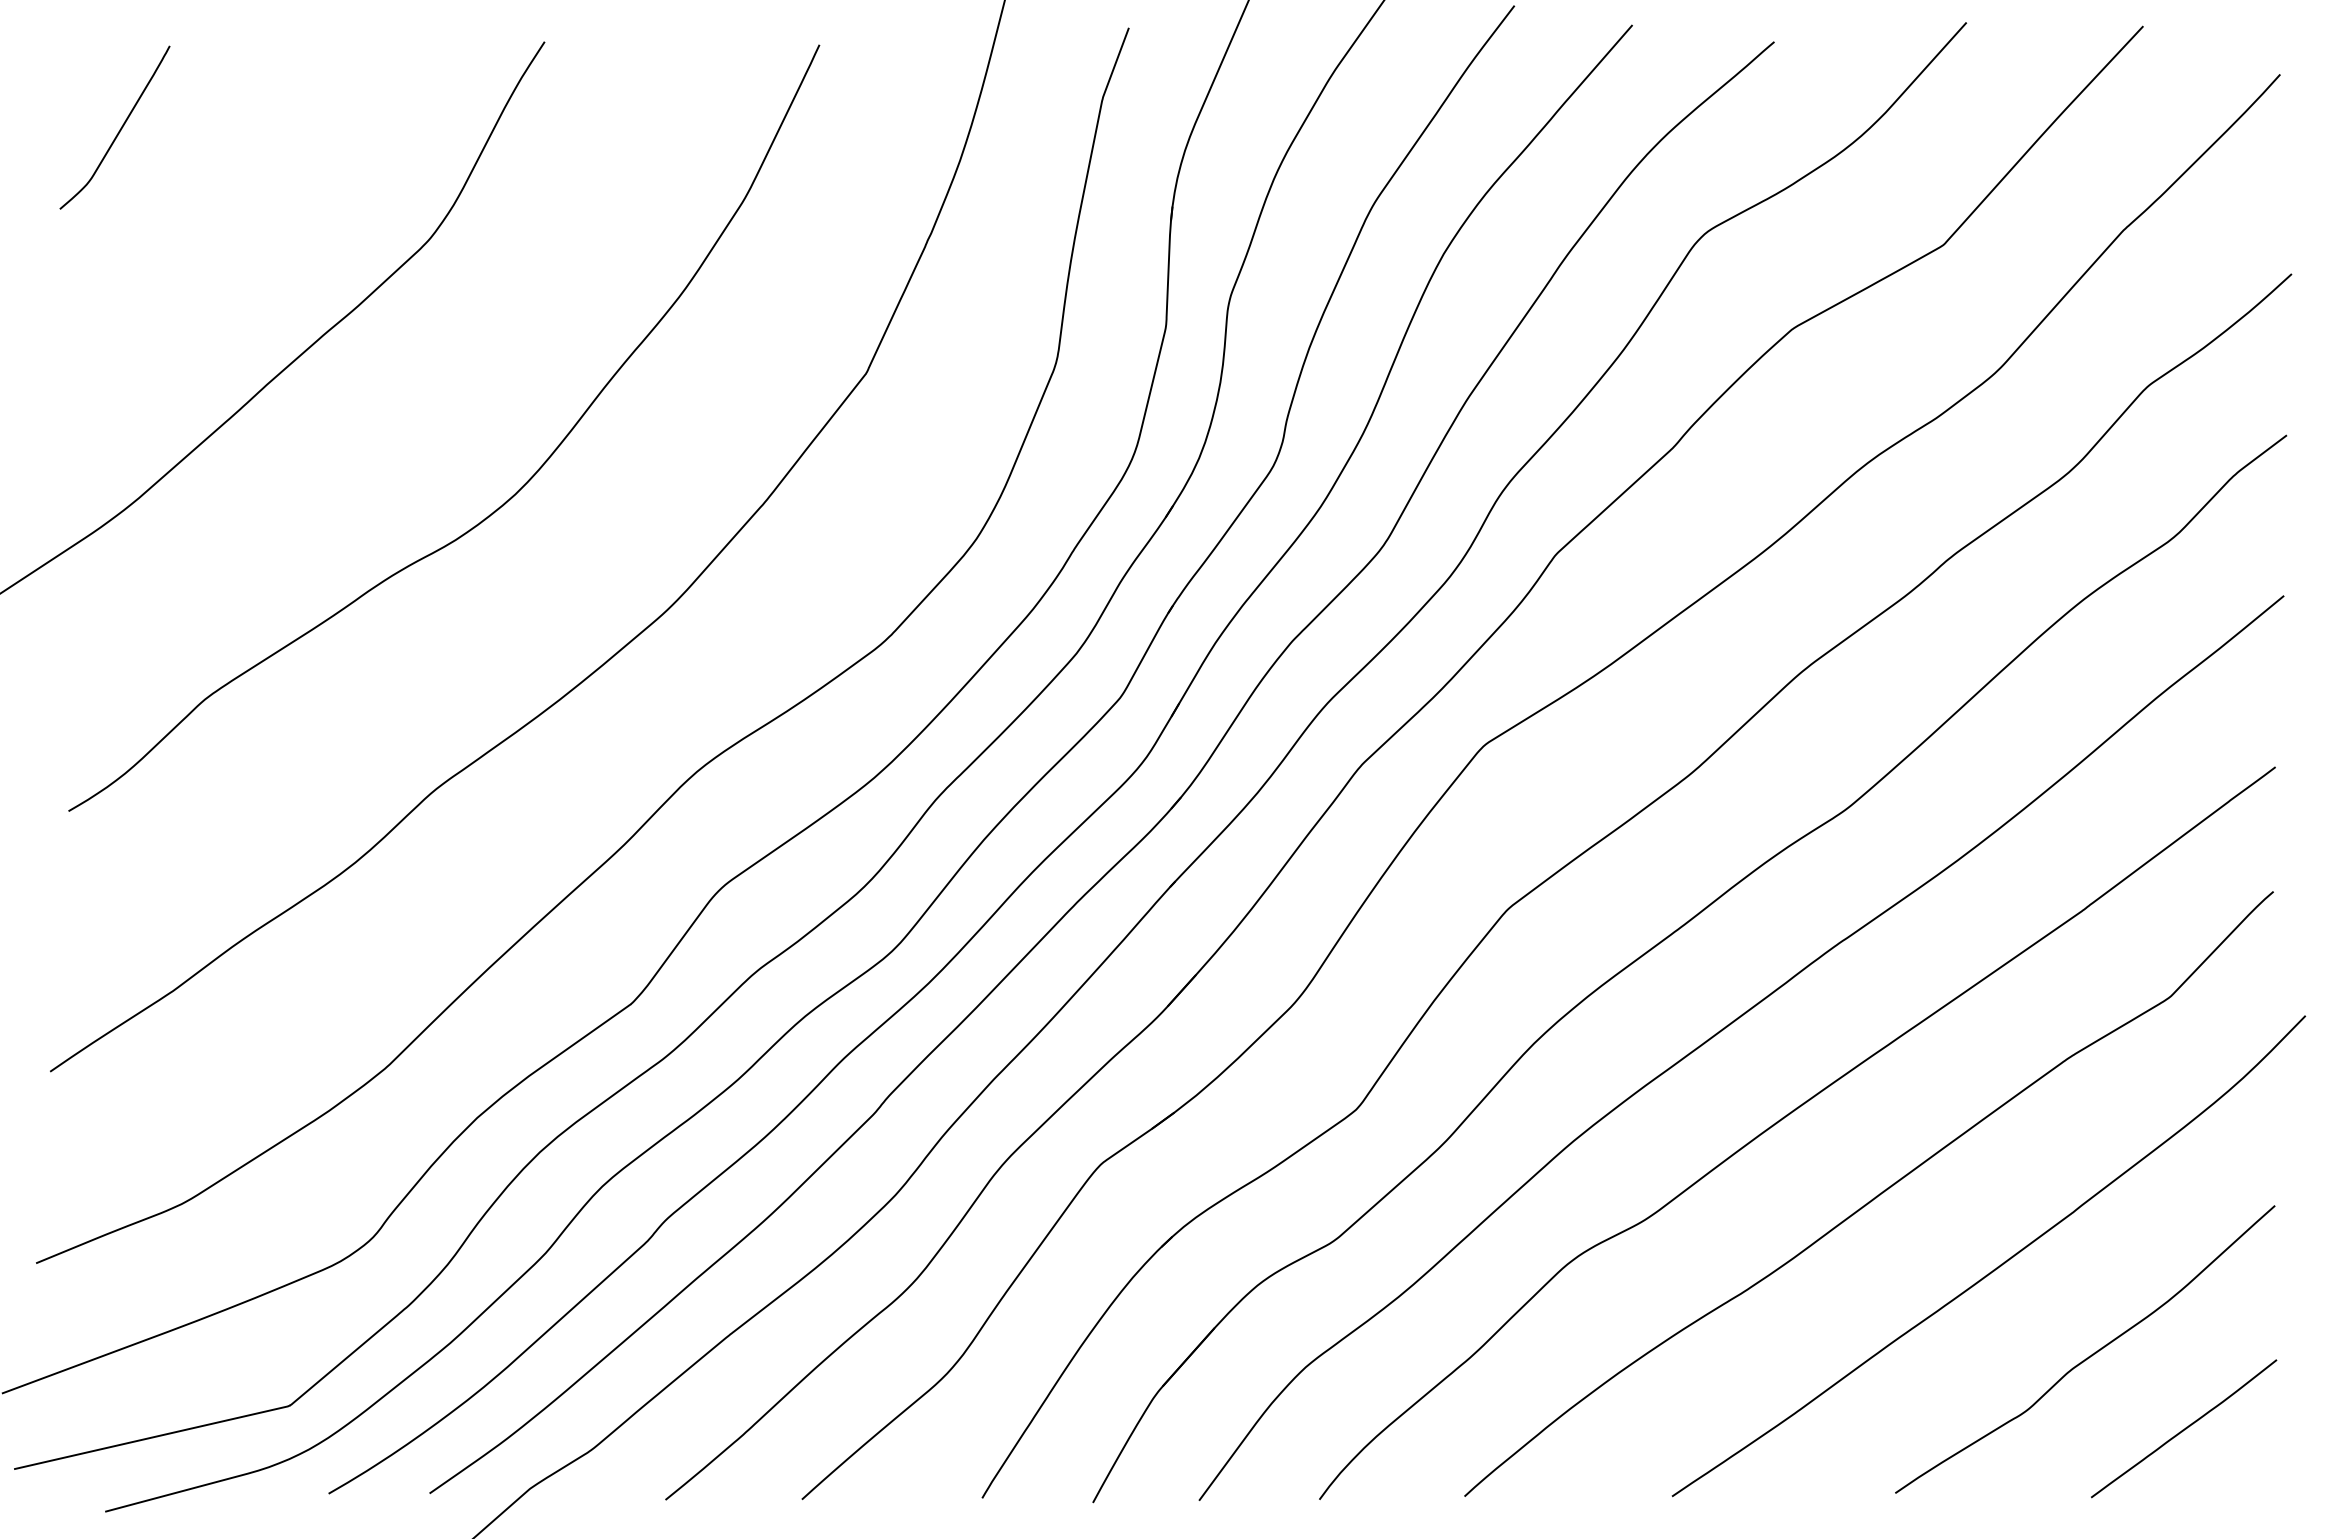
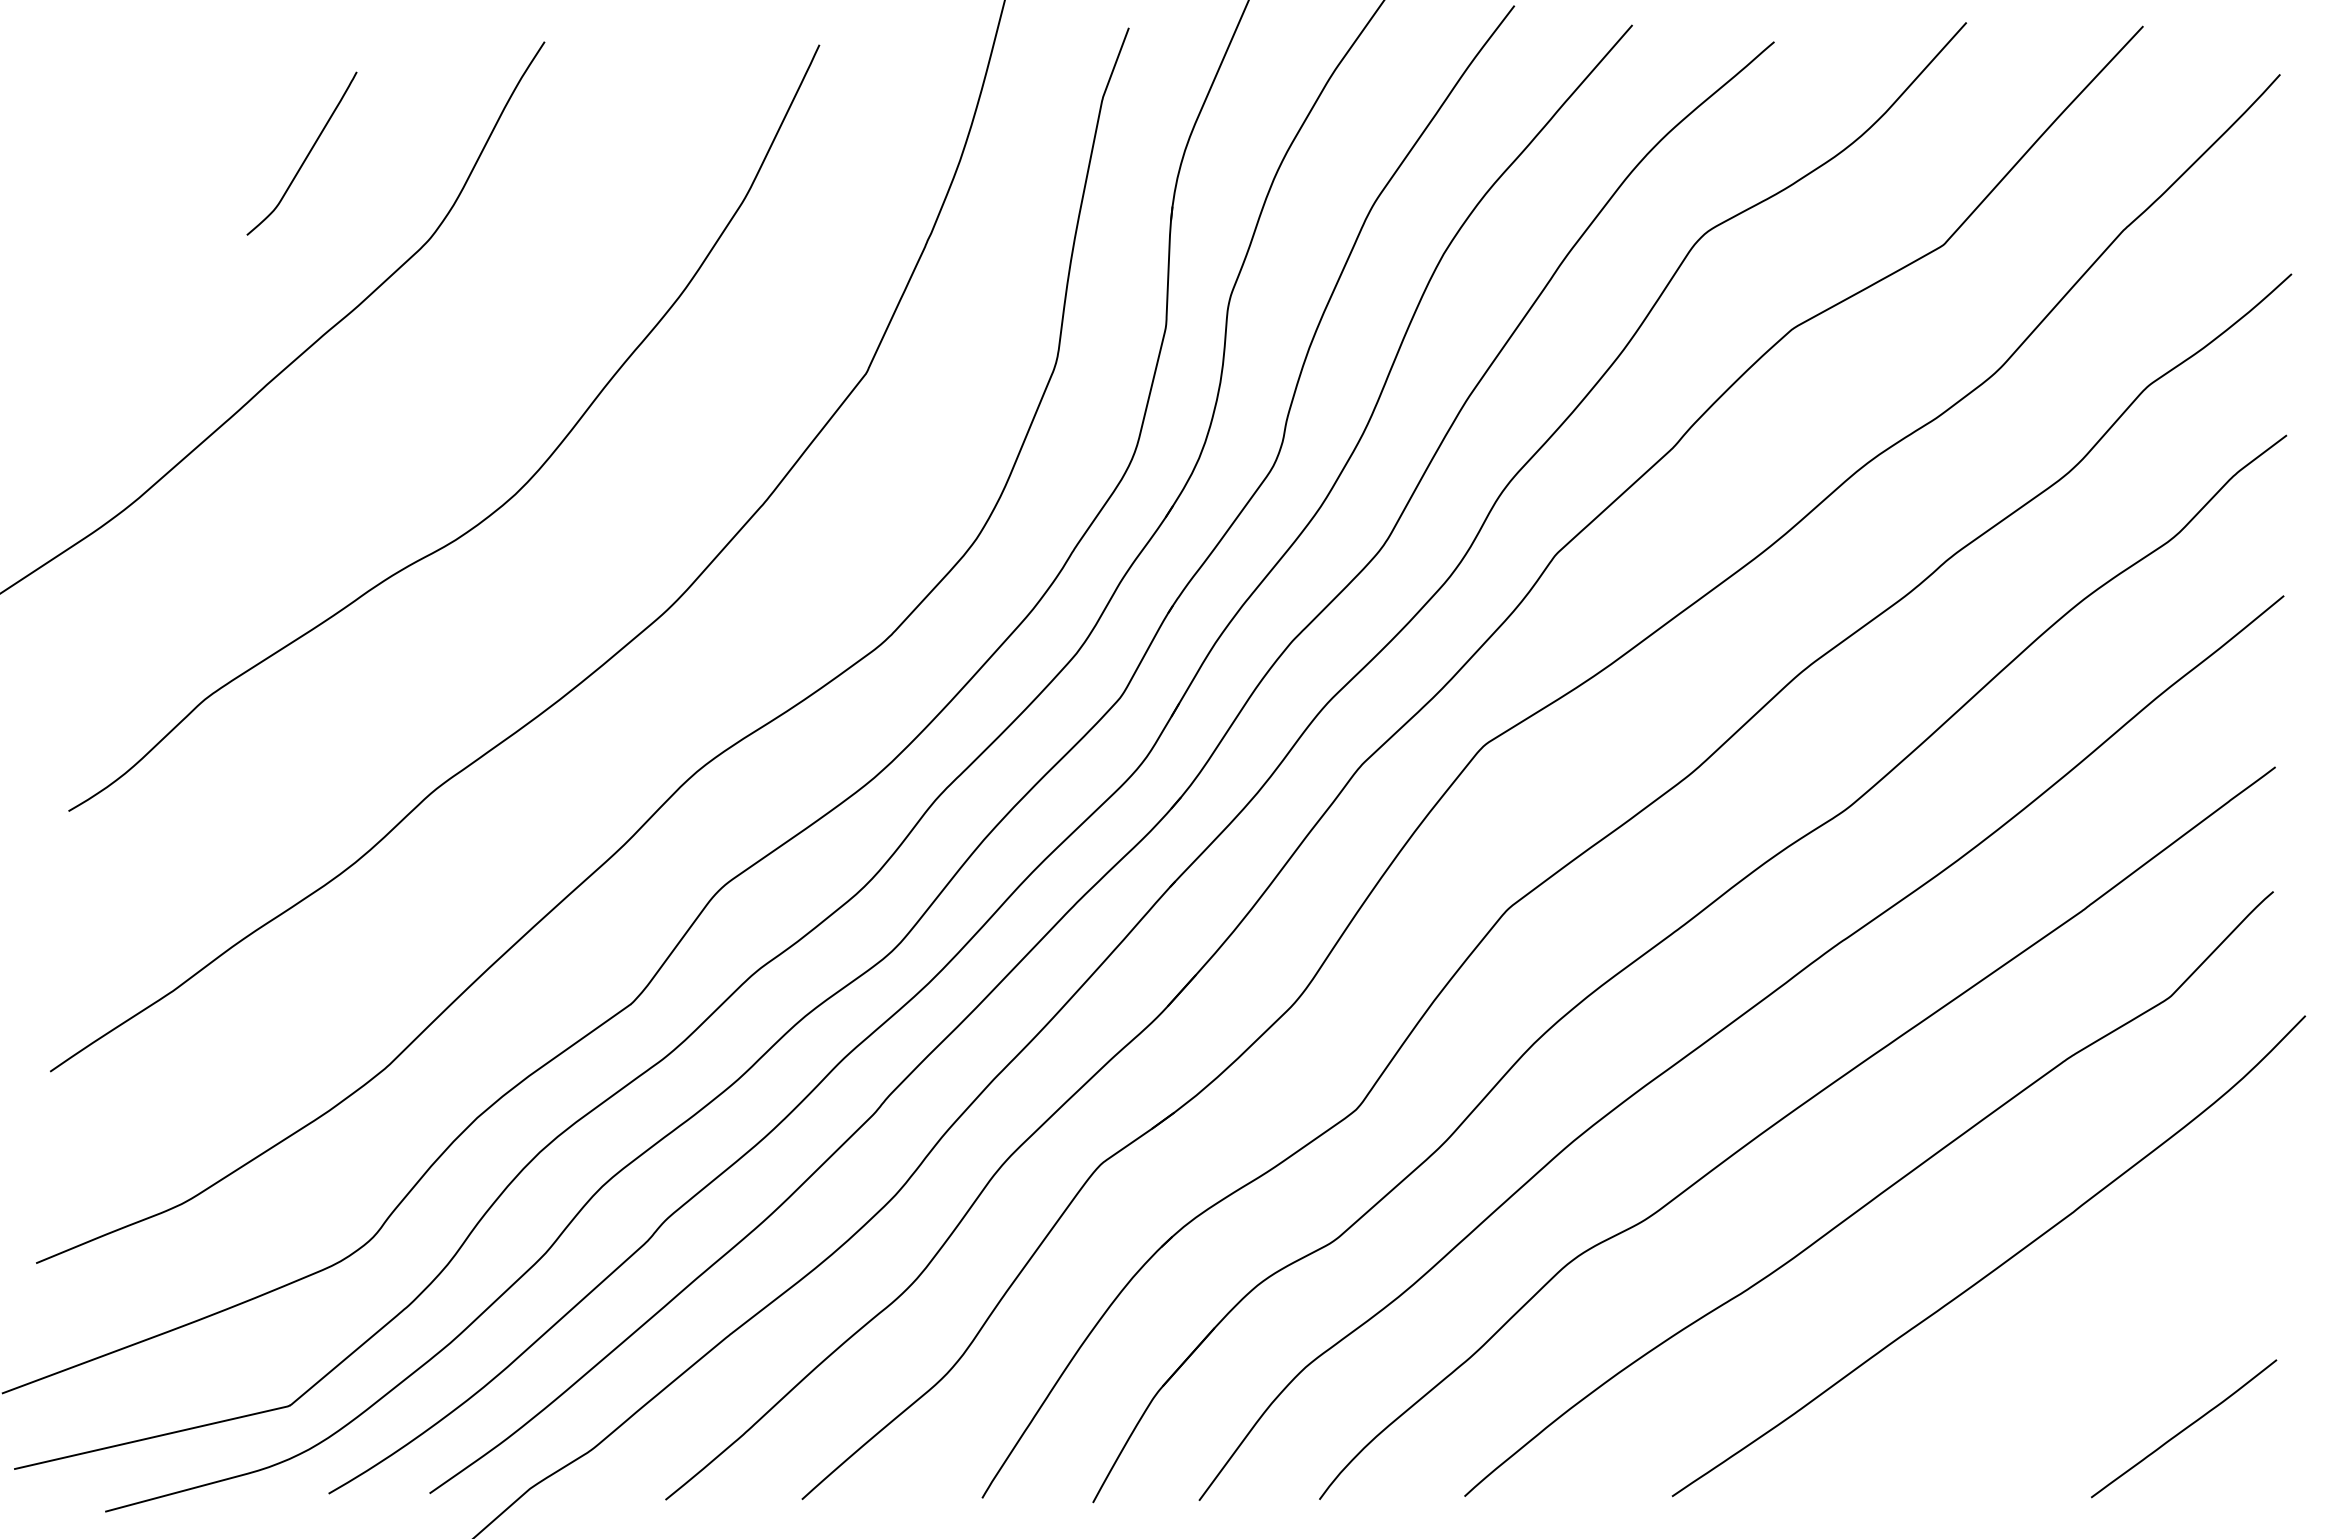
curve position: (119, 129) -> (306, 155) (306, 155)
curve: present -> none (2088, 1356)
